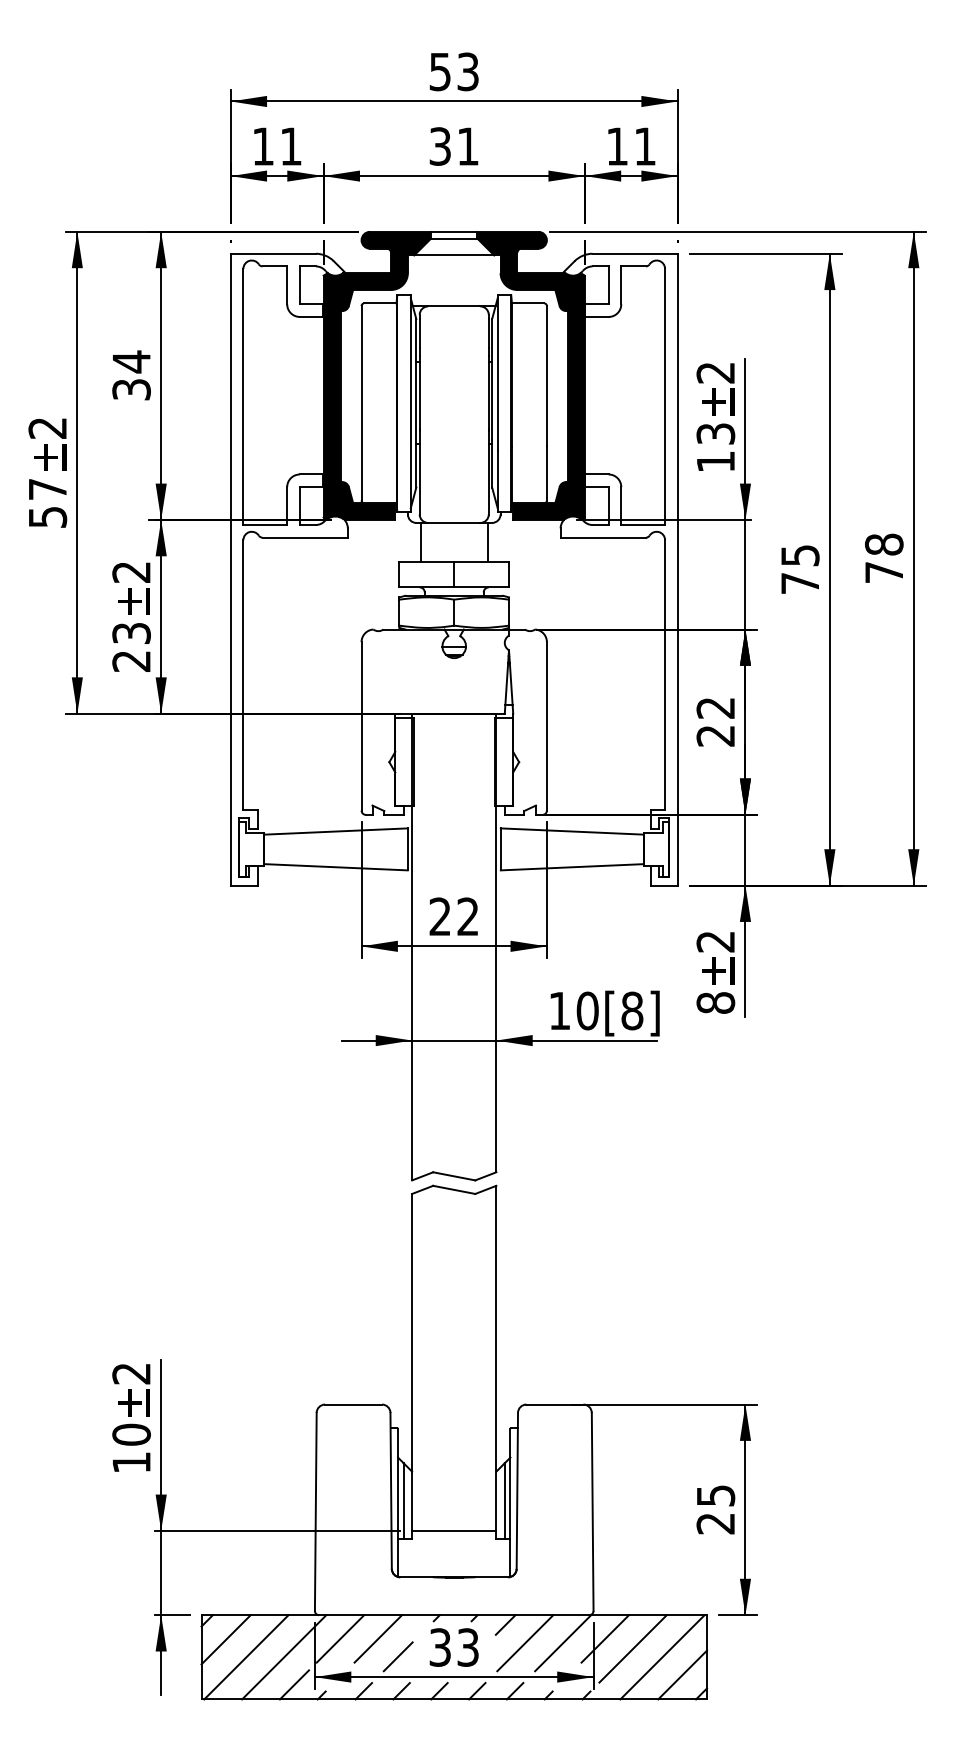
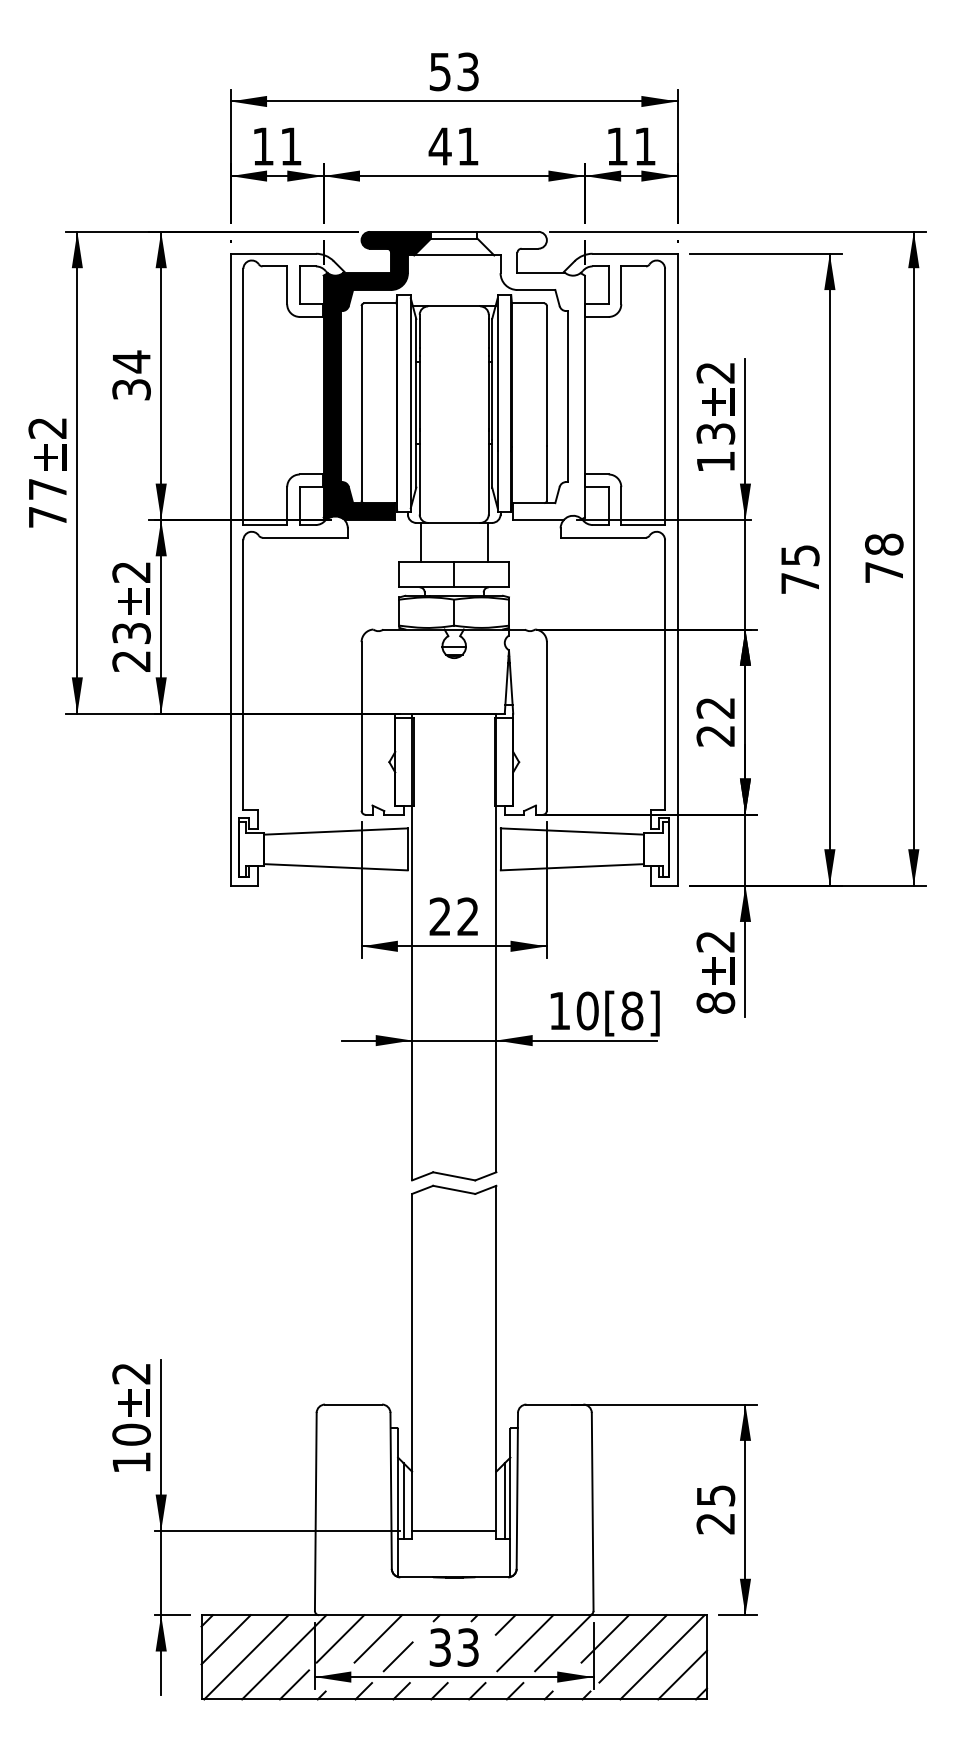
text: 31 -> 41 (439, 146)
fill: present -> none (530, 375)
text: 57 -> 77 (48, 517)
